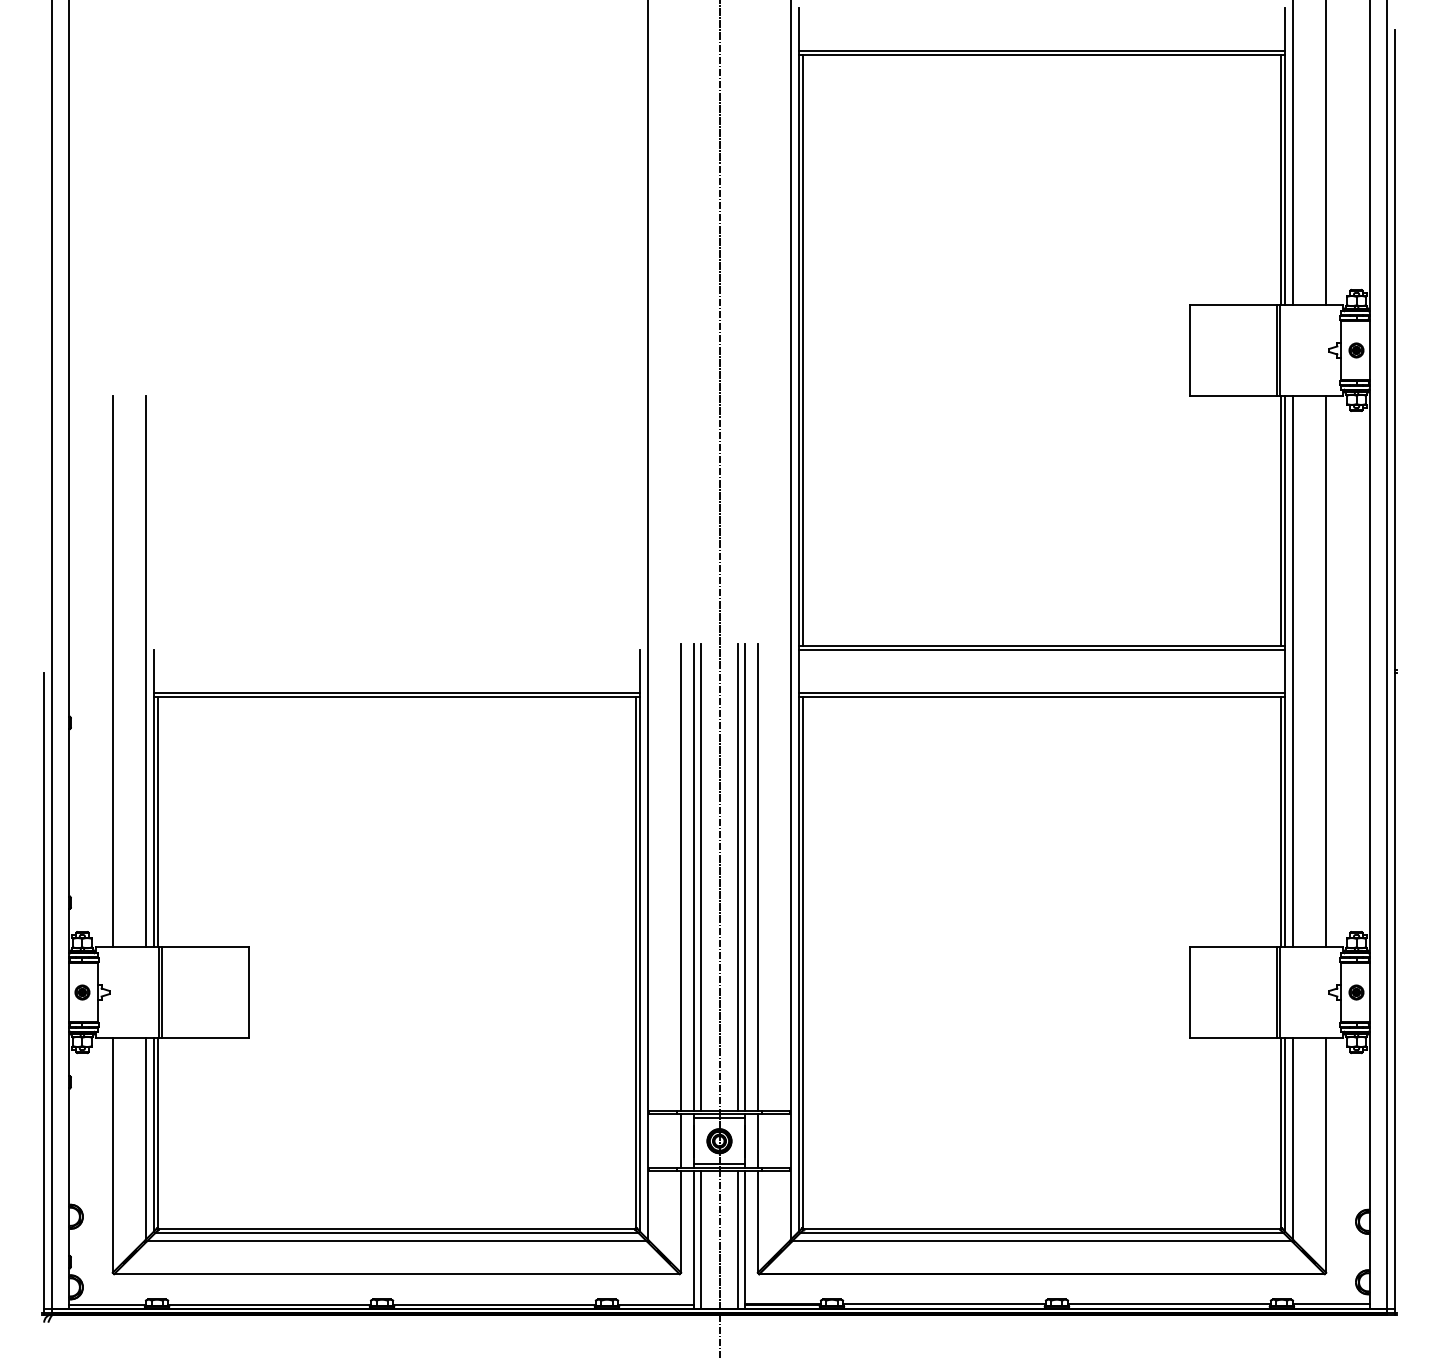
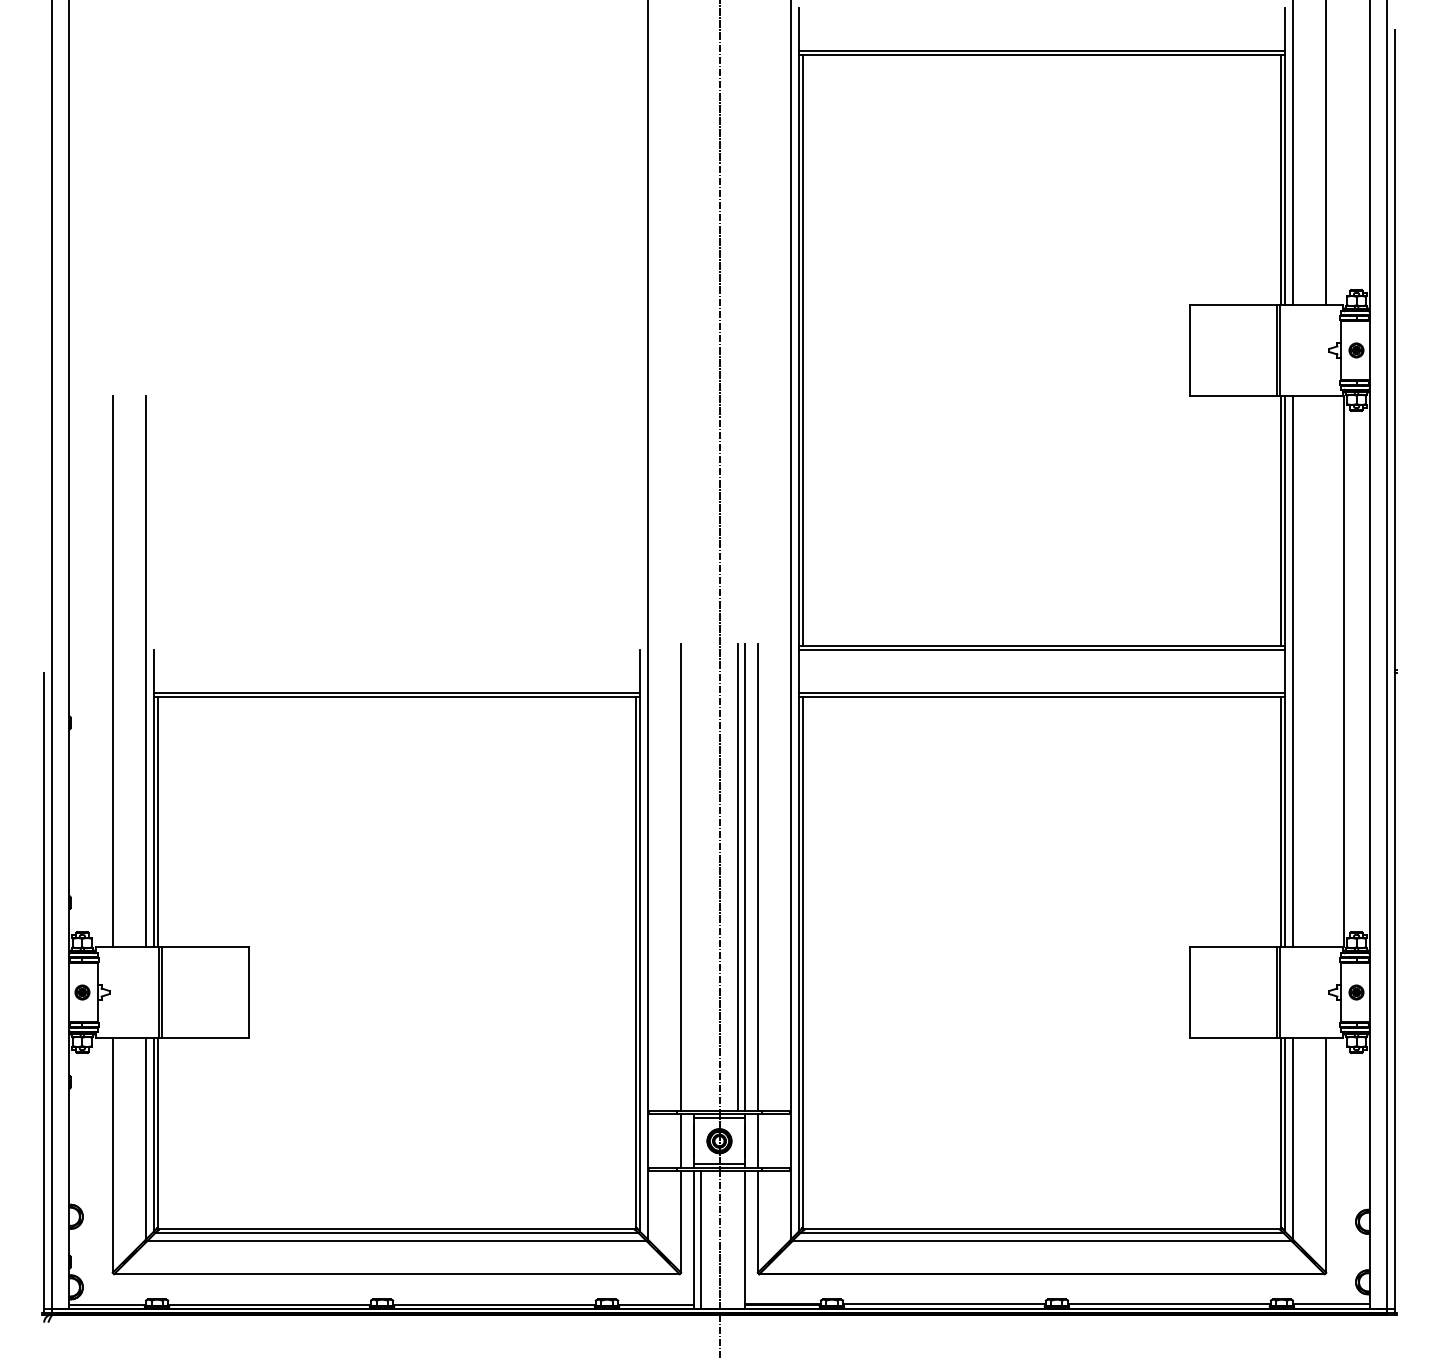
line position: (1326, 671) -> (1344, 671) (1344, 671)
line: present -> none (694, 877)
line: present -> none (701, 877)
line: present -> none (737, 1239)
